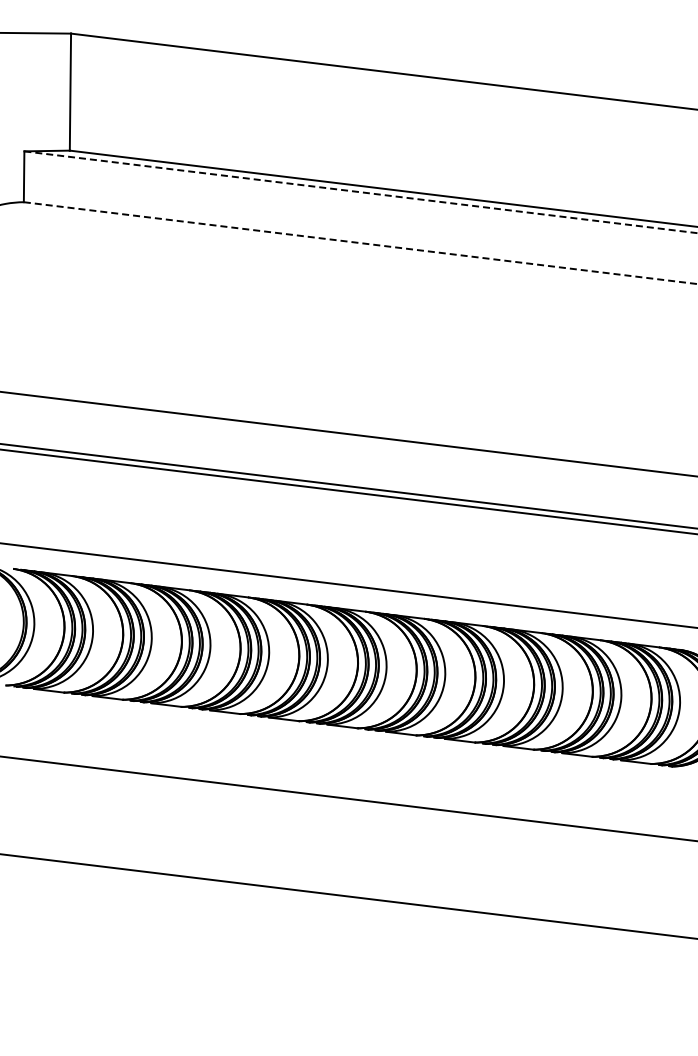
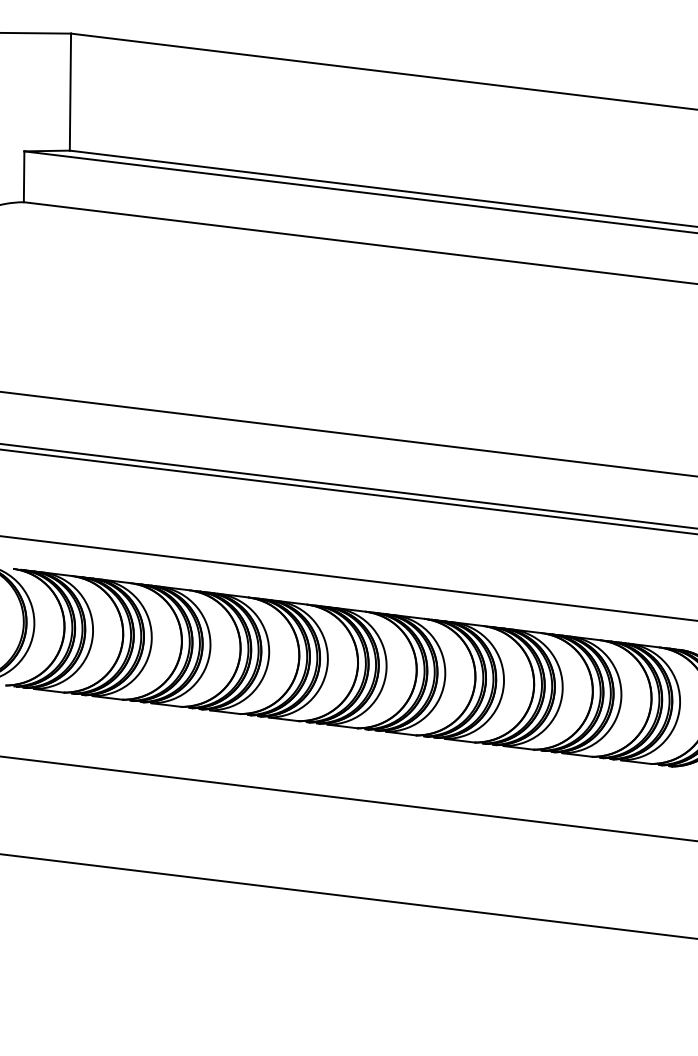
line: dashed -> solid (360, 192)
line: dashed -> solid (361, 243)
line position: (348, 585) -> (348, 578) (348, 578)
